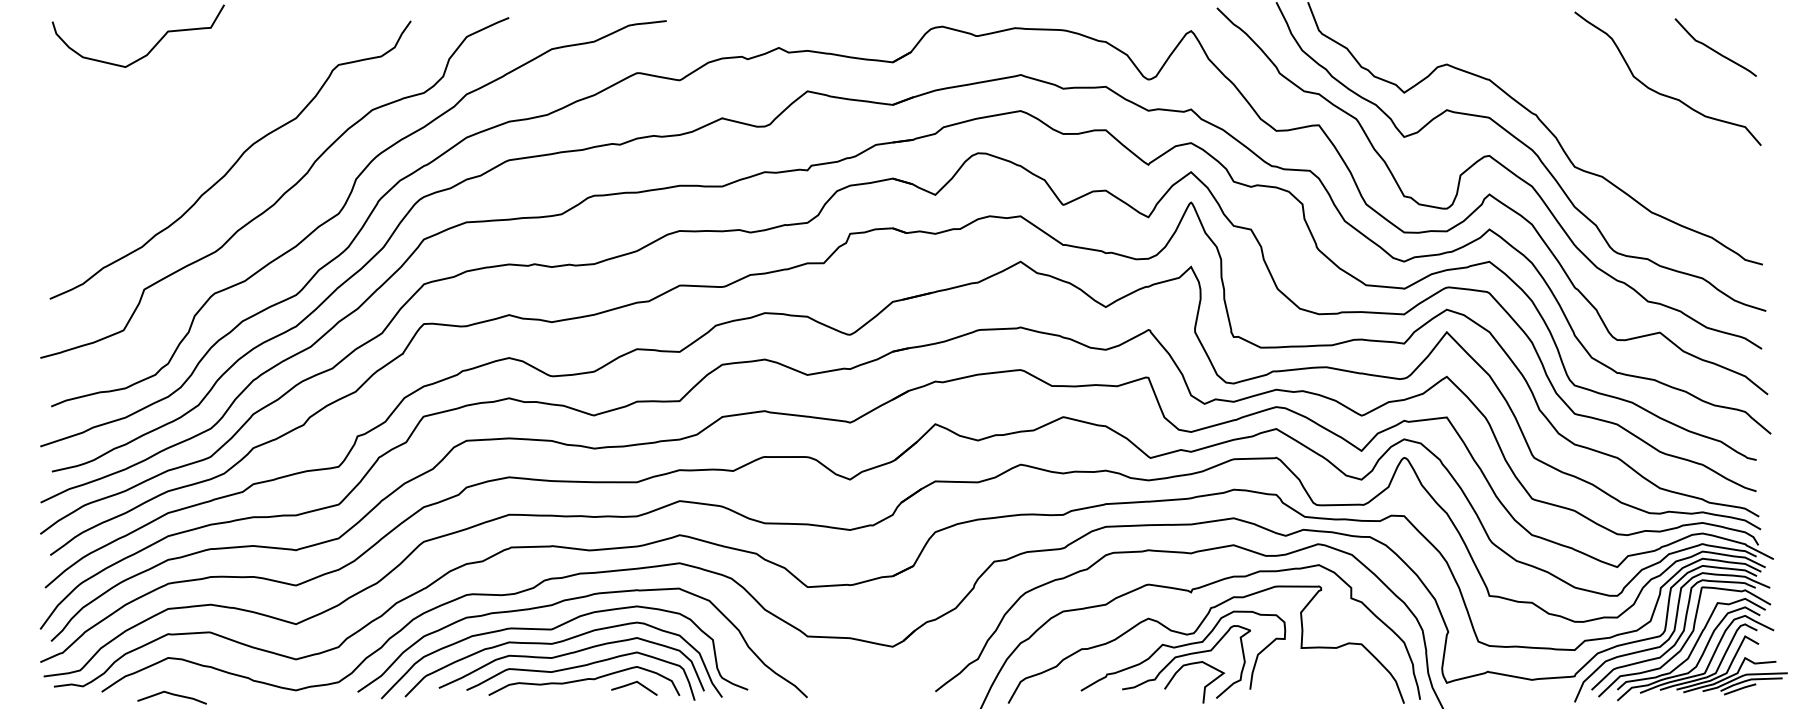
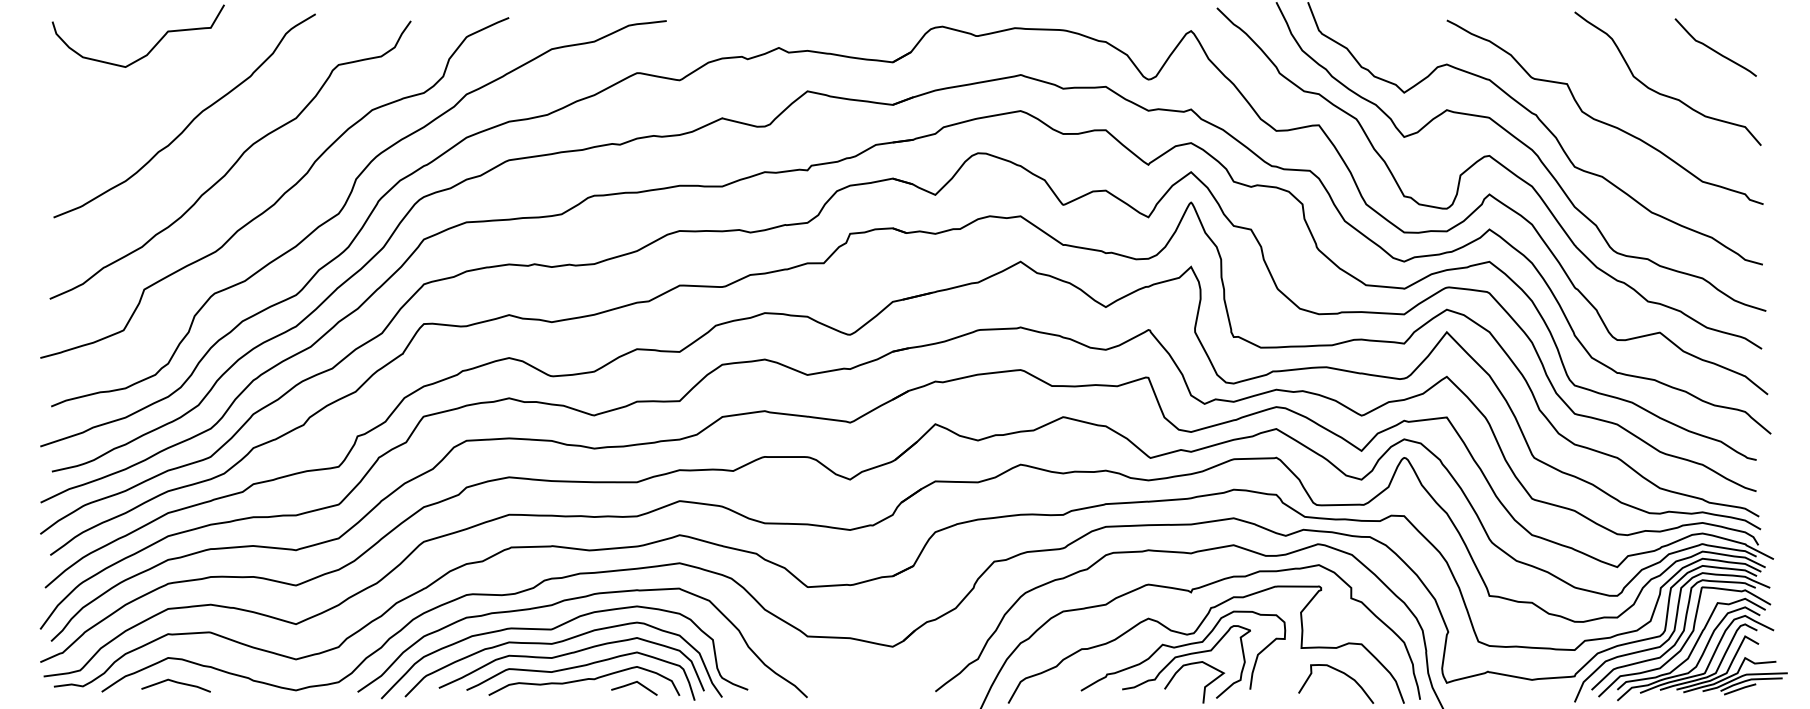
curve: none -> present (1600, 120)
curve: none -> present (190, 121)
curve: none -> present (1339, 672)
curve position: (172, 695) -> (176, 683) (176, 683)
